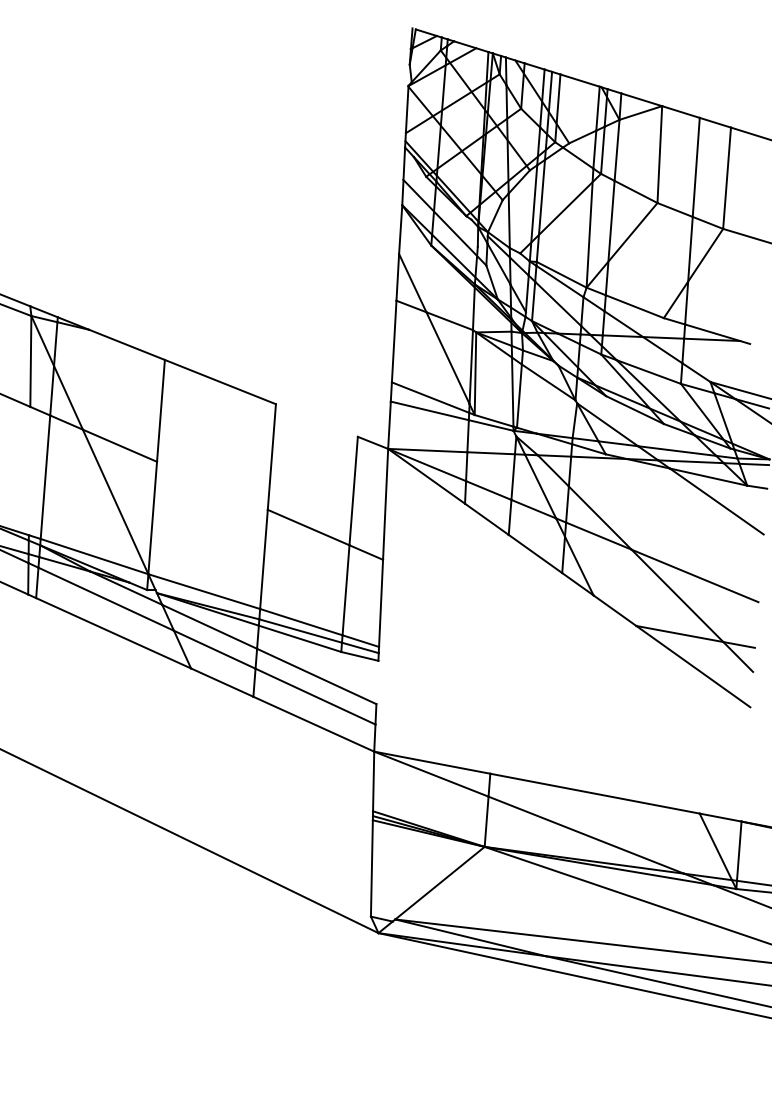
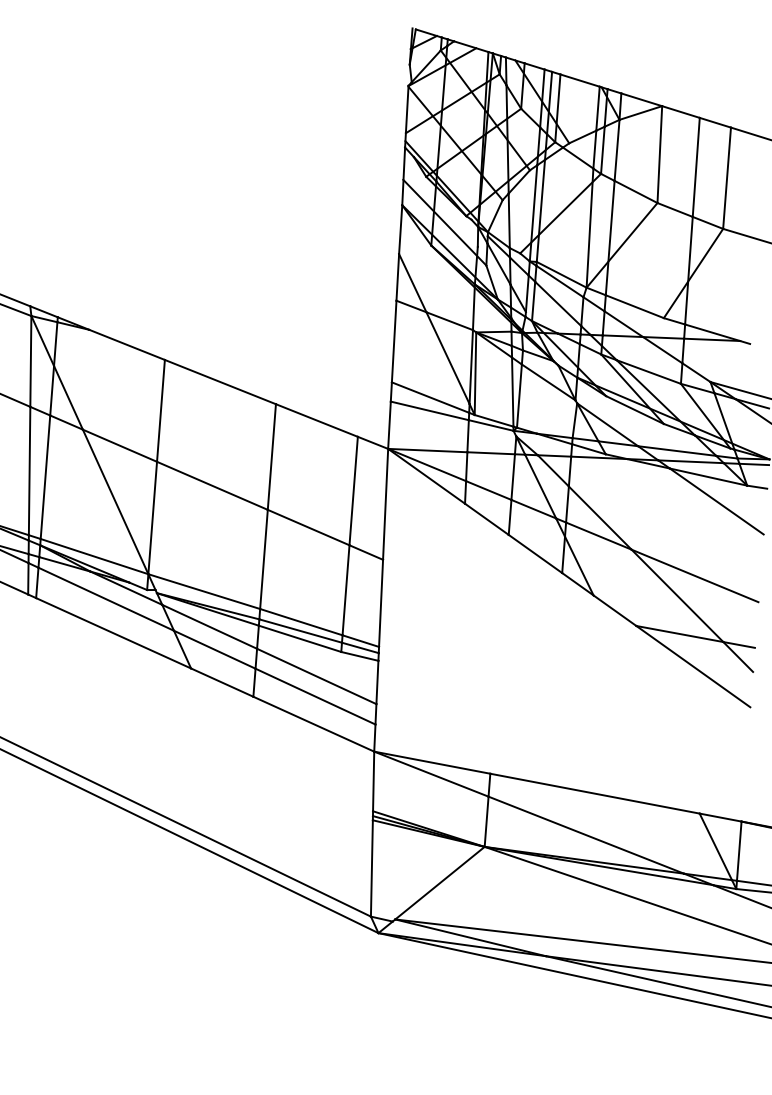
line: none -> present (316, 420)
line: none -> present (29, 470)
line: none -> present (212, 485)
line: none -> present (377, 682)
line: none -> present (186, 827)
